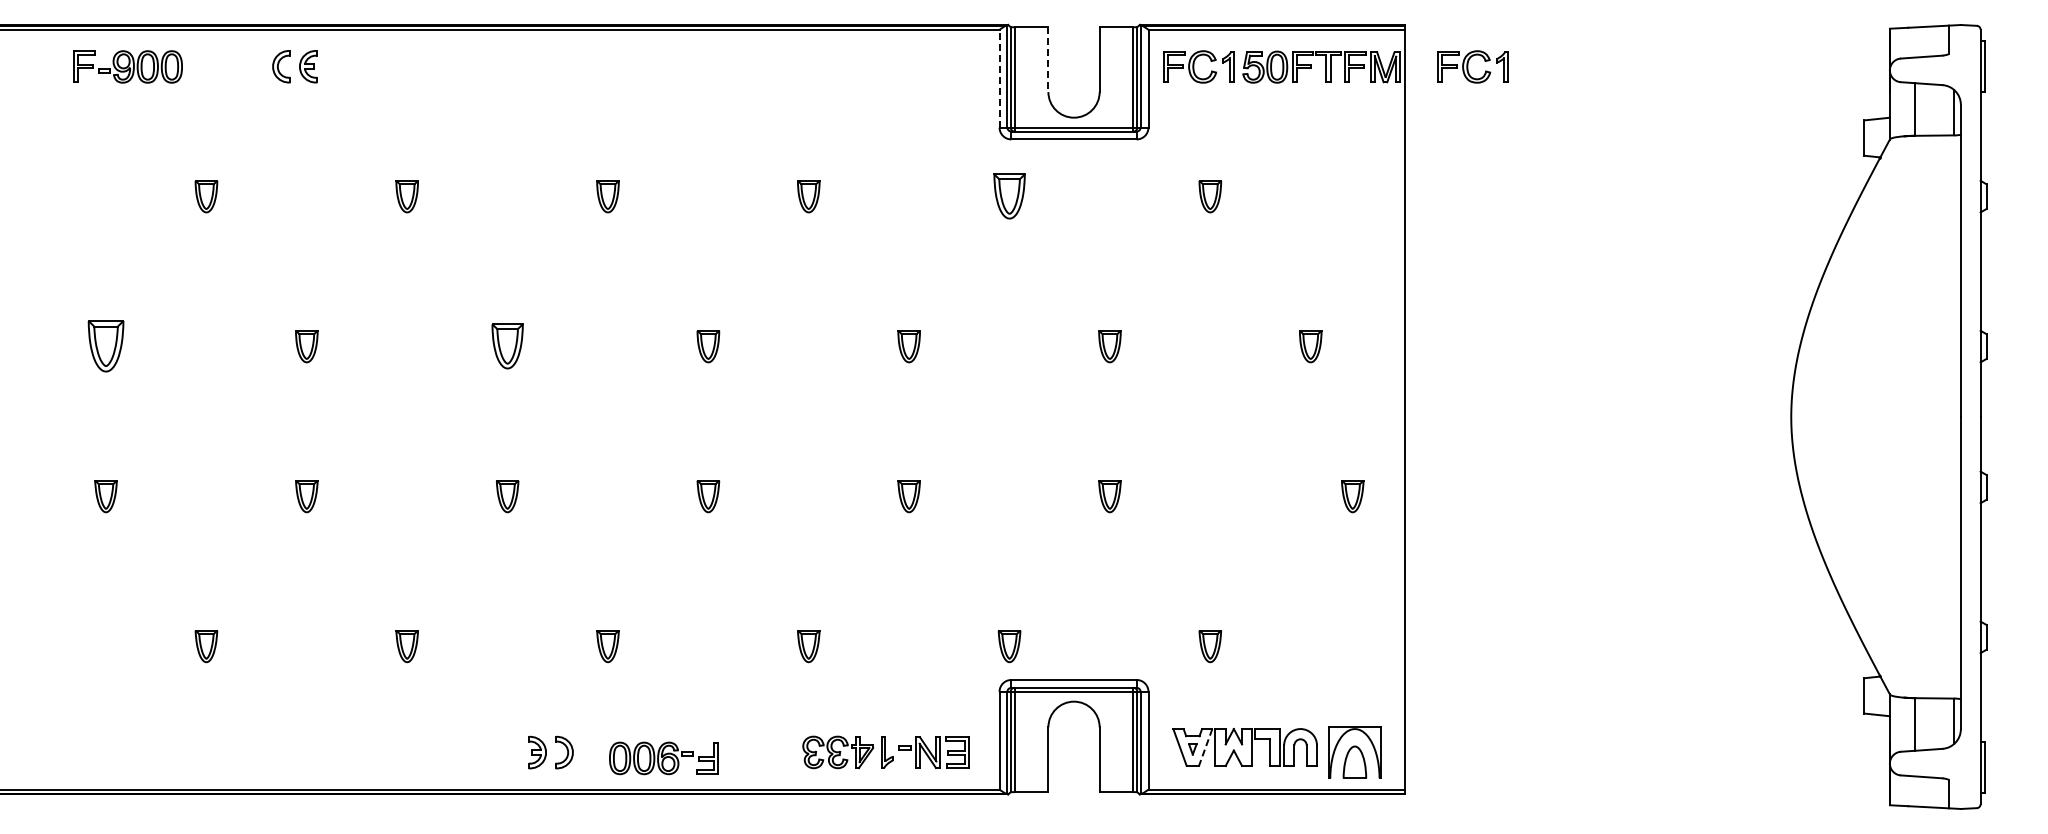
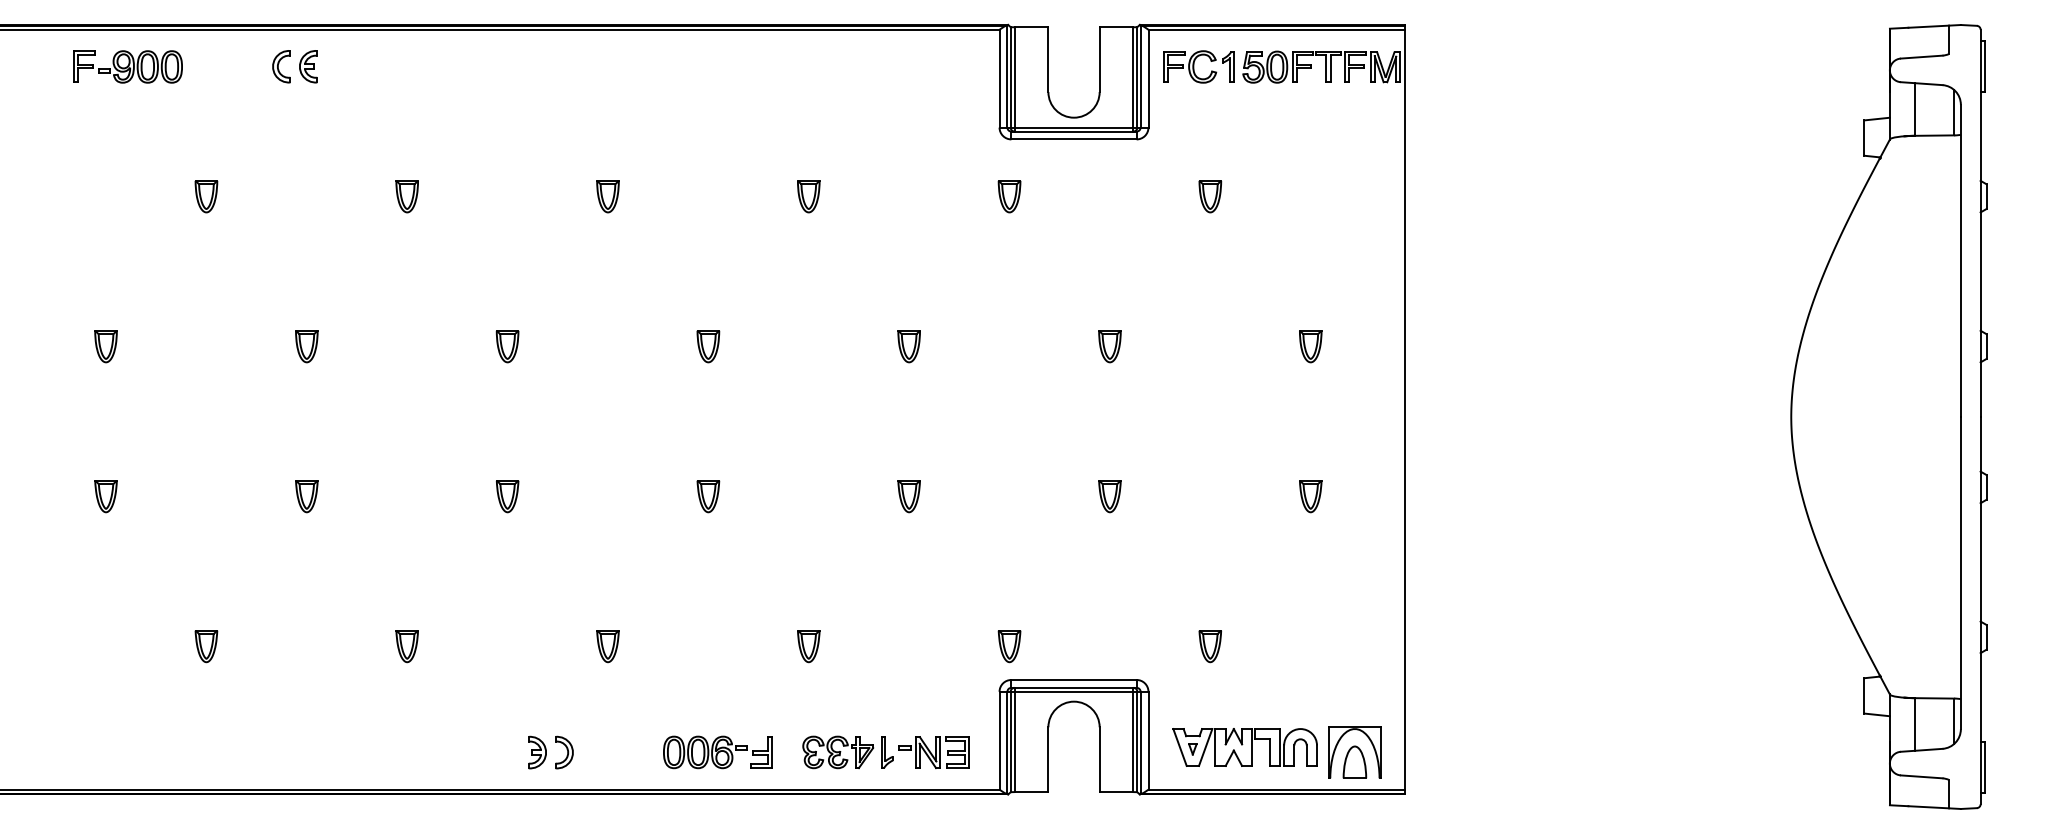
line: dashed -> solid (1048, 60)
part: present -> none (1472, 66)
line: dashed -> solid (999, 78)
part size: 33x47 px -> 25x34 px (1009, 196)
part size: 38x53 px -> 24x34 px (105, 346)
part size: 33x47 px -> 25x34 px (507, 346)
part position: (1352, 496) -> (1310, 496) (1310, 496)
line: dashed -> solid (1205, 747)
part position: (663, 758) -> (717, 752) (717, 752)
